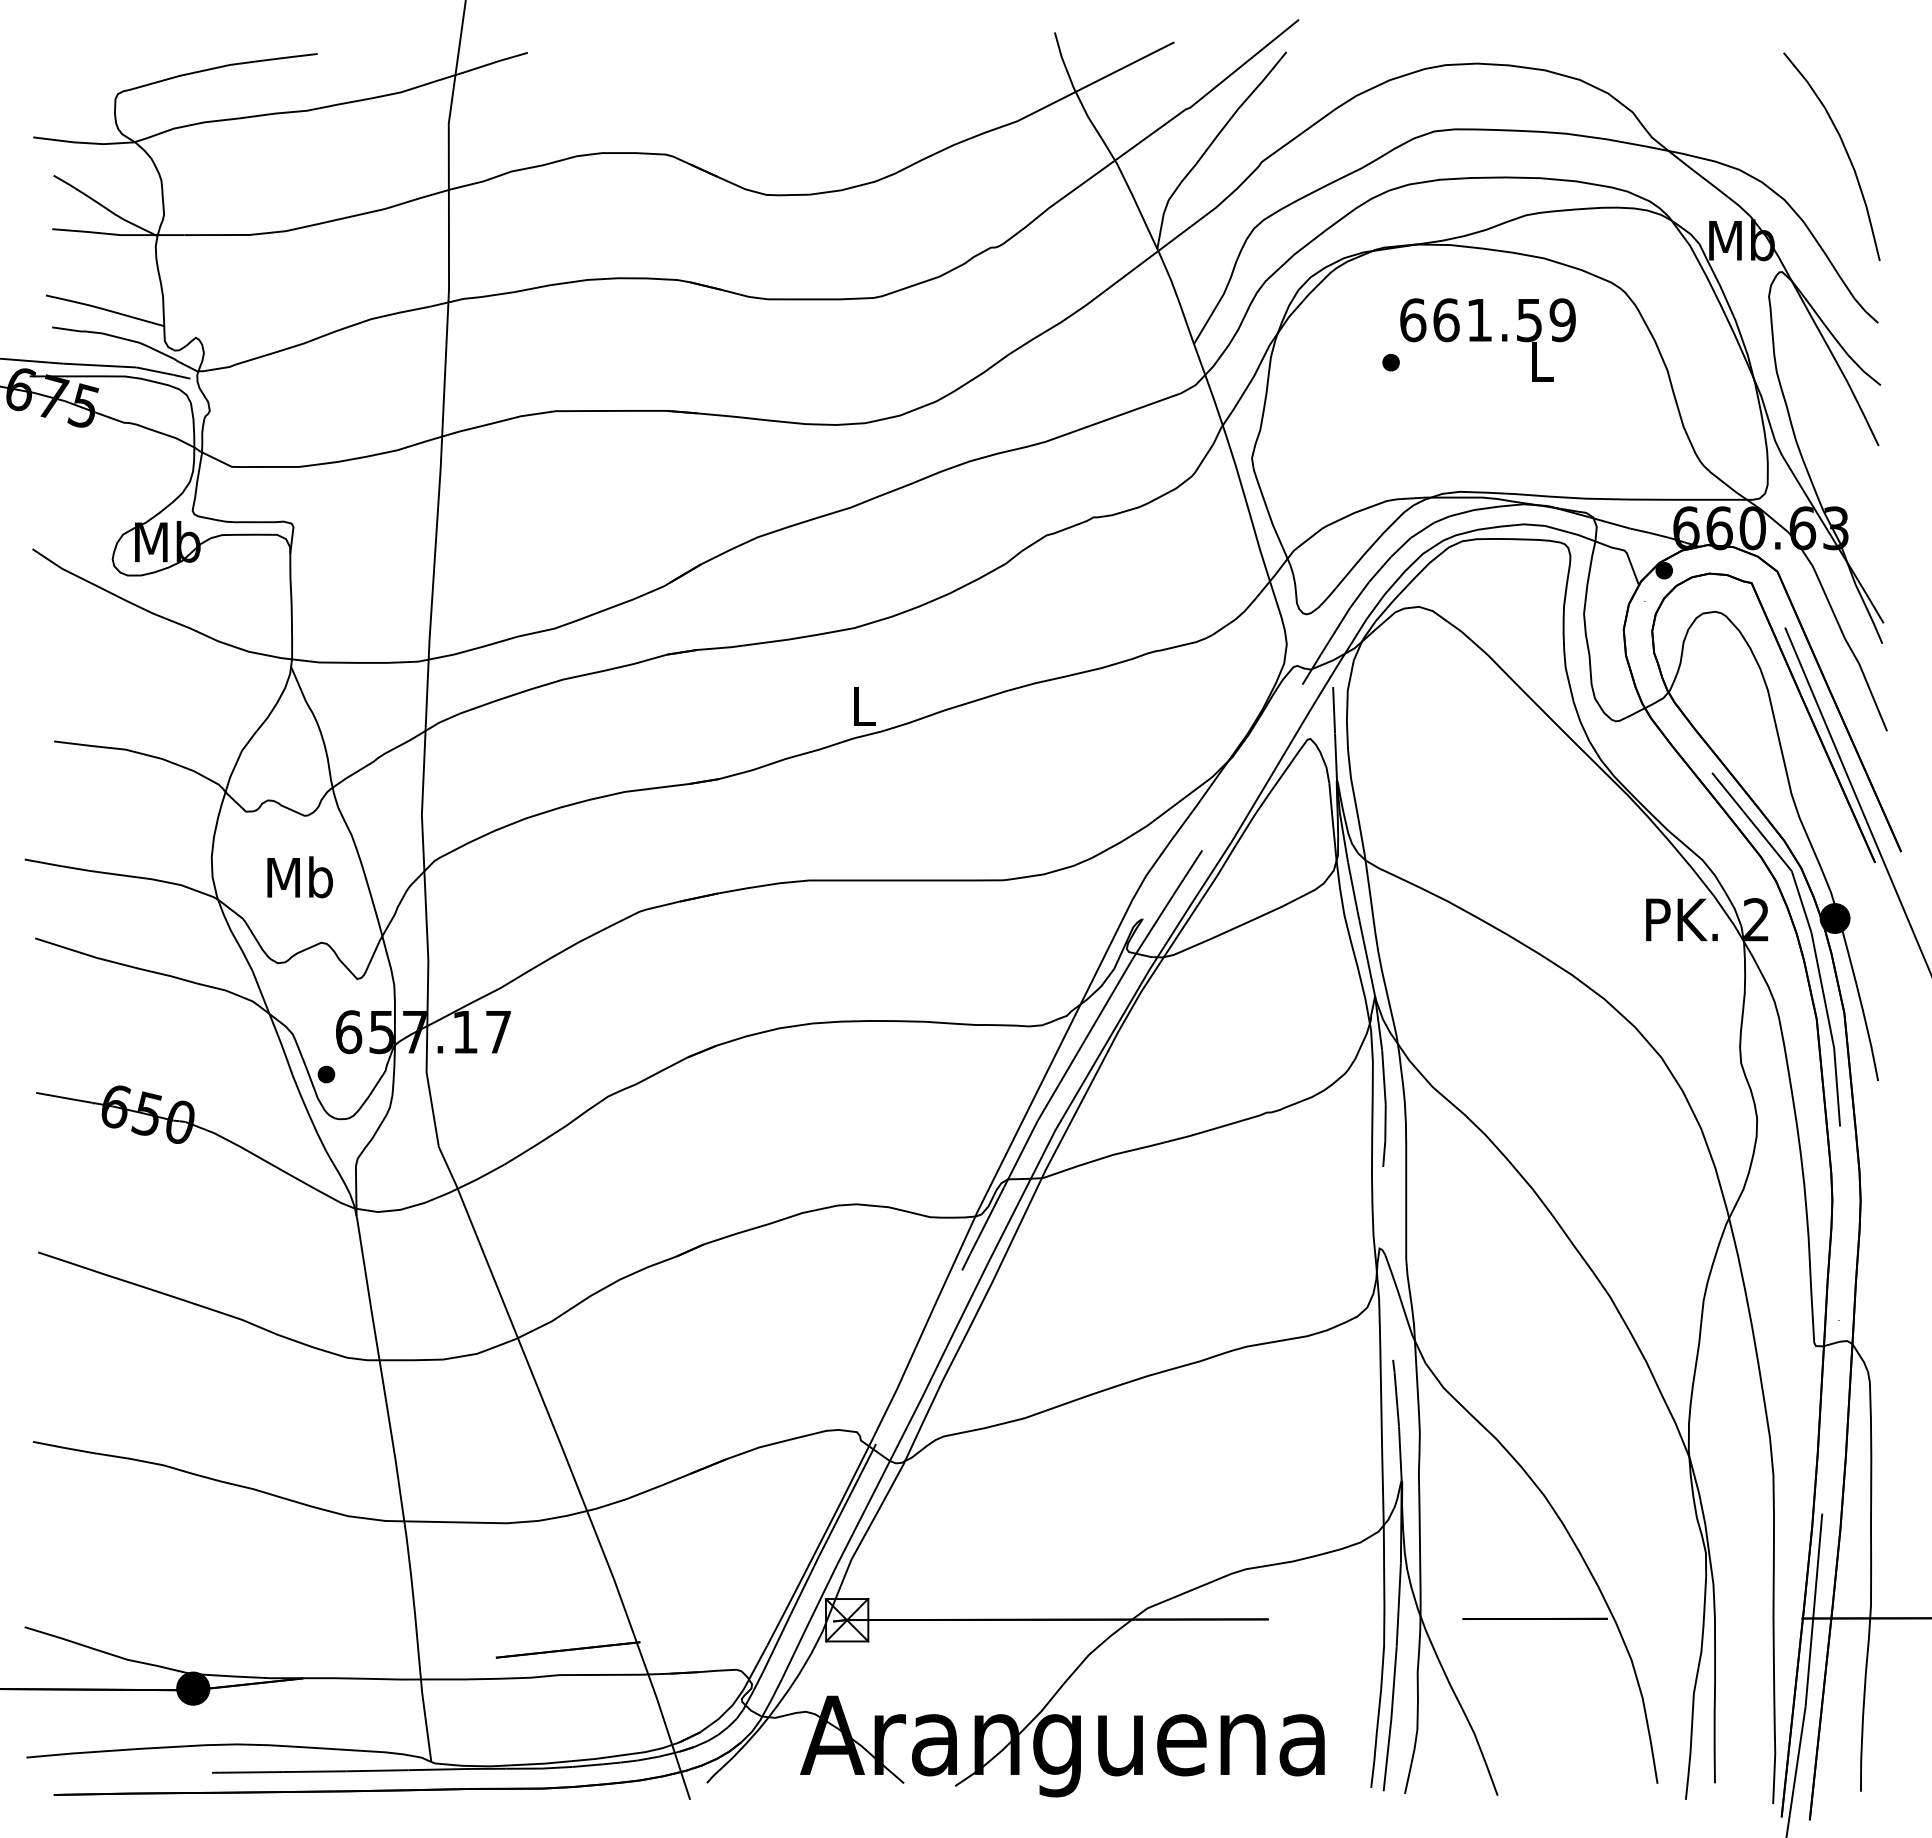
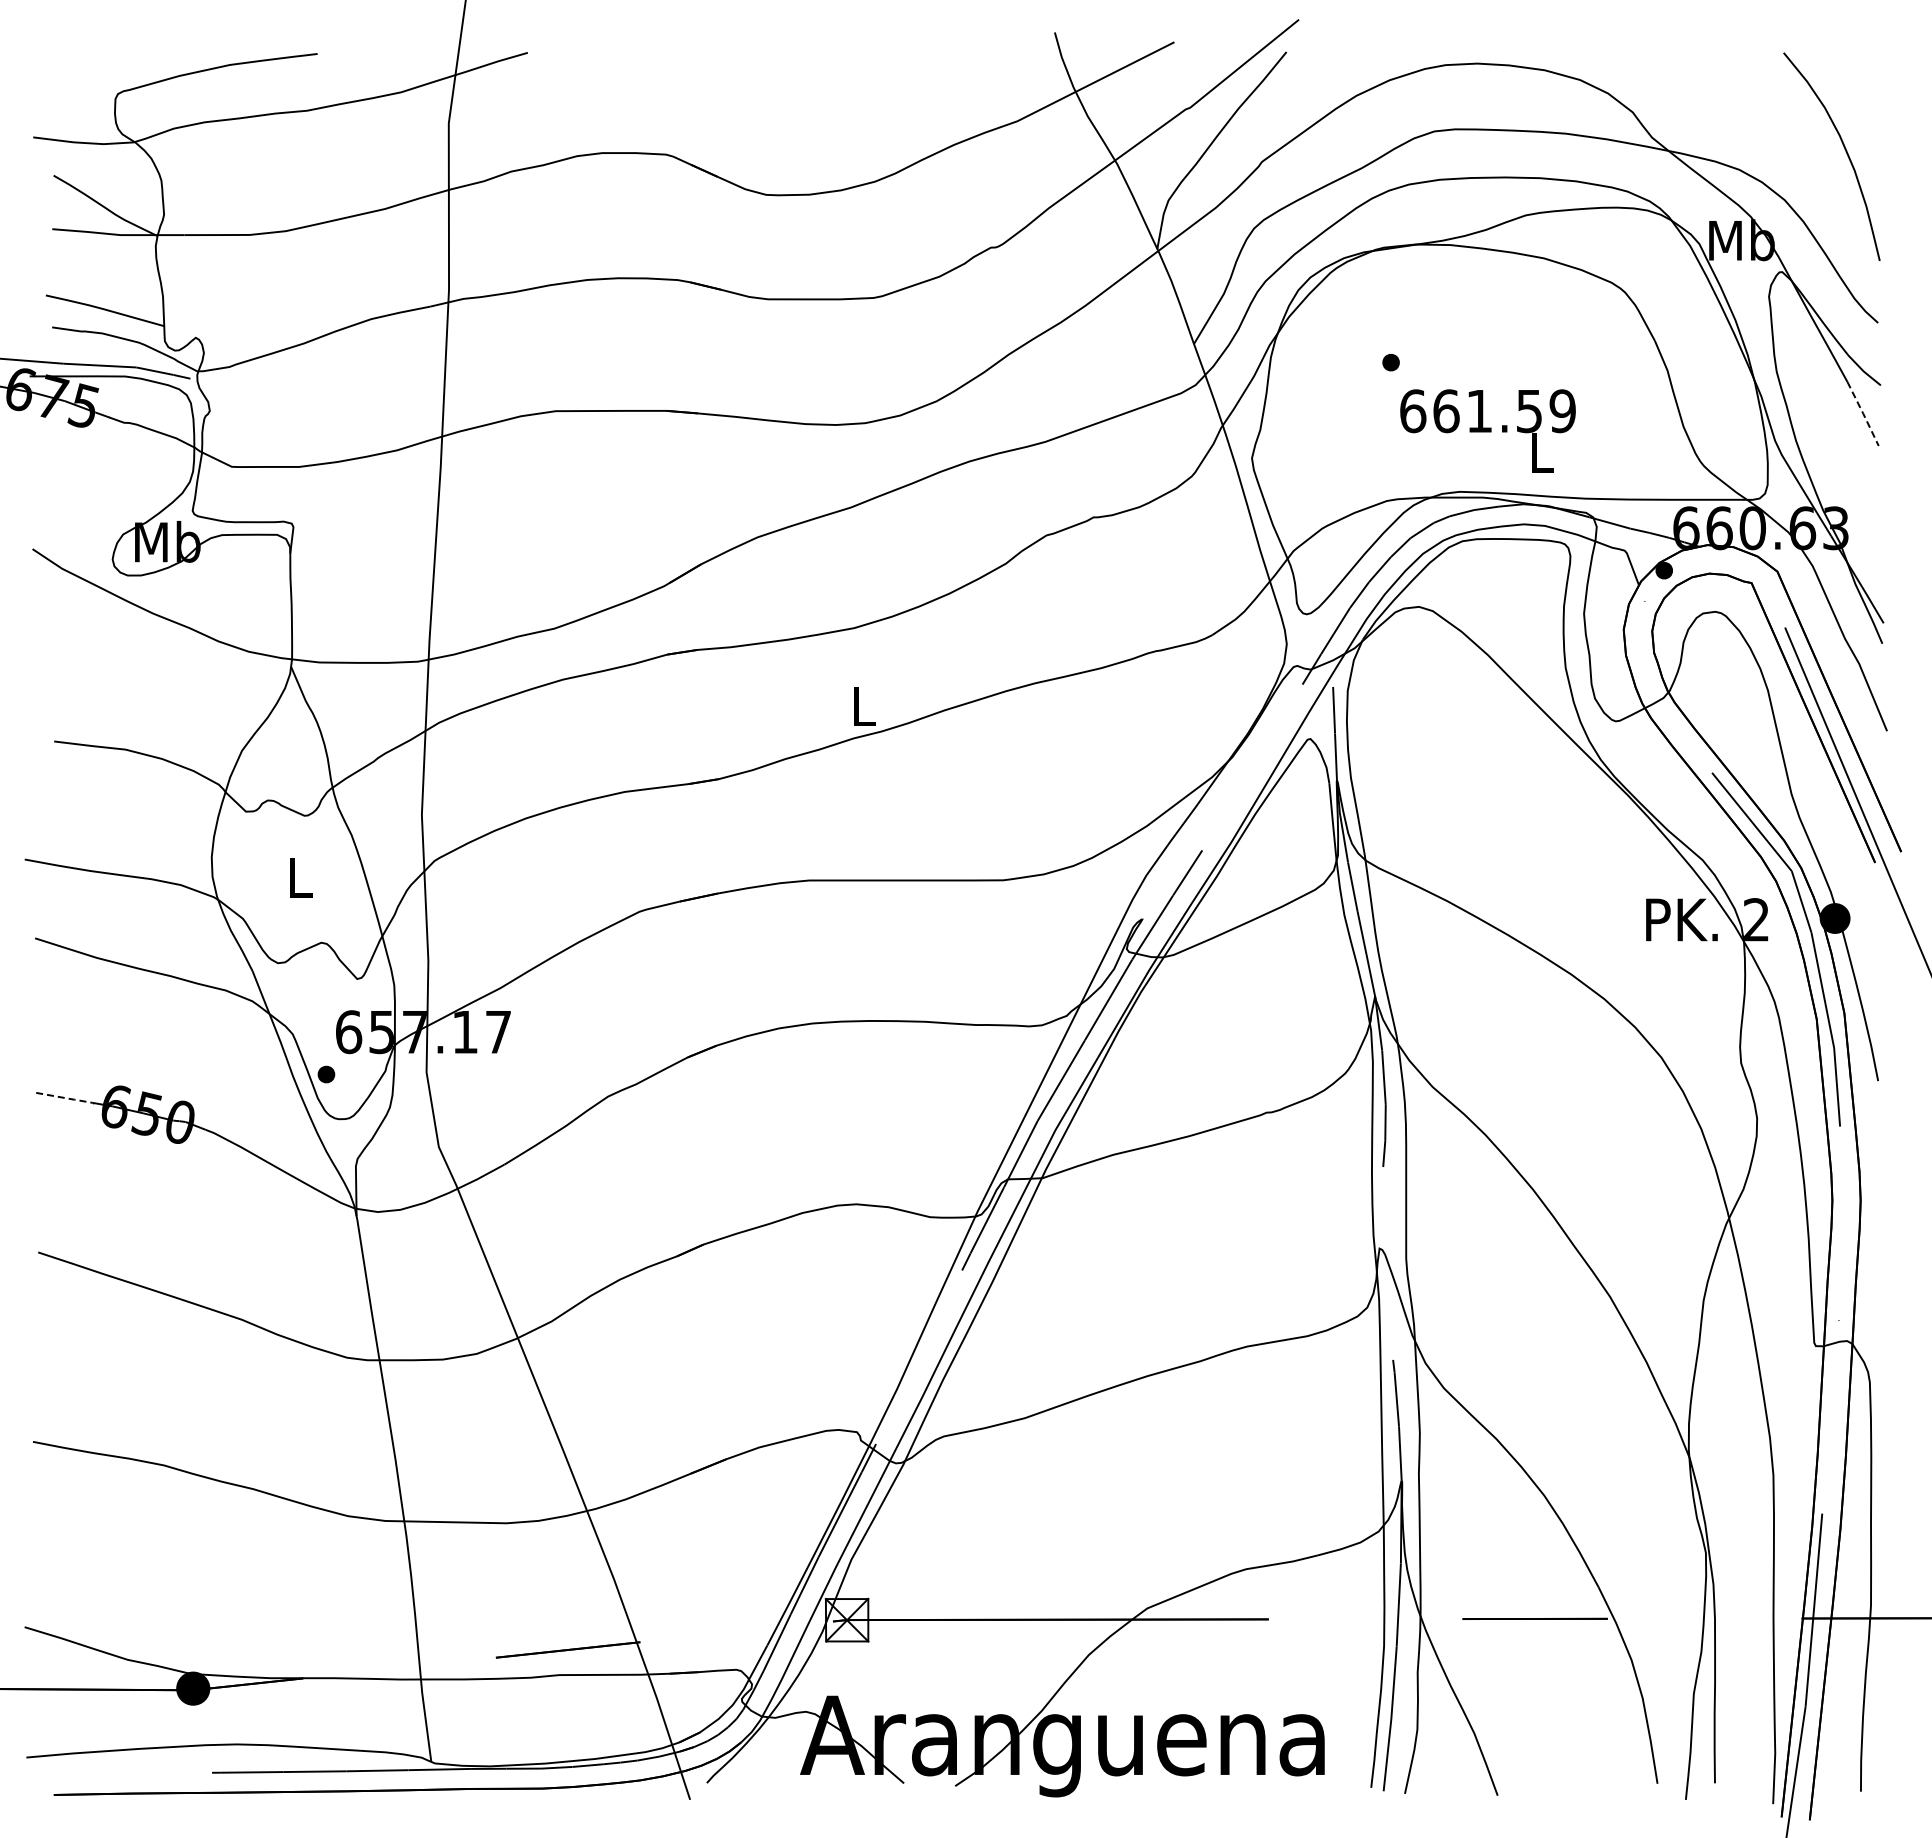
text position: (1487, 339) -> (1487, 430) (1487, 430)
line: solid -> dashed (1863, 413)
text: Mb -> L (300, 877)
line: solid -> dashed (65, 1098)
